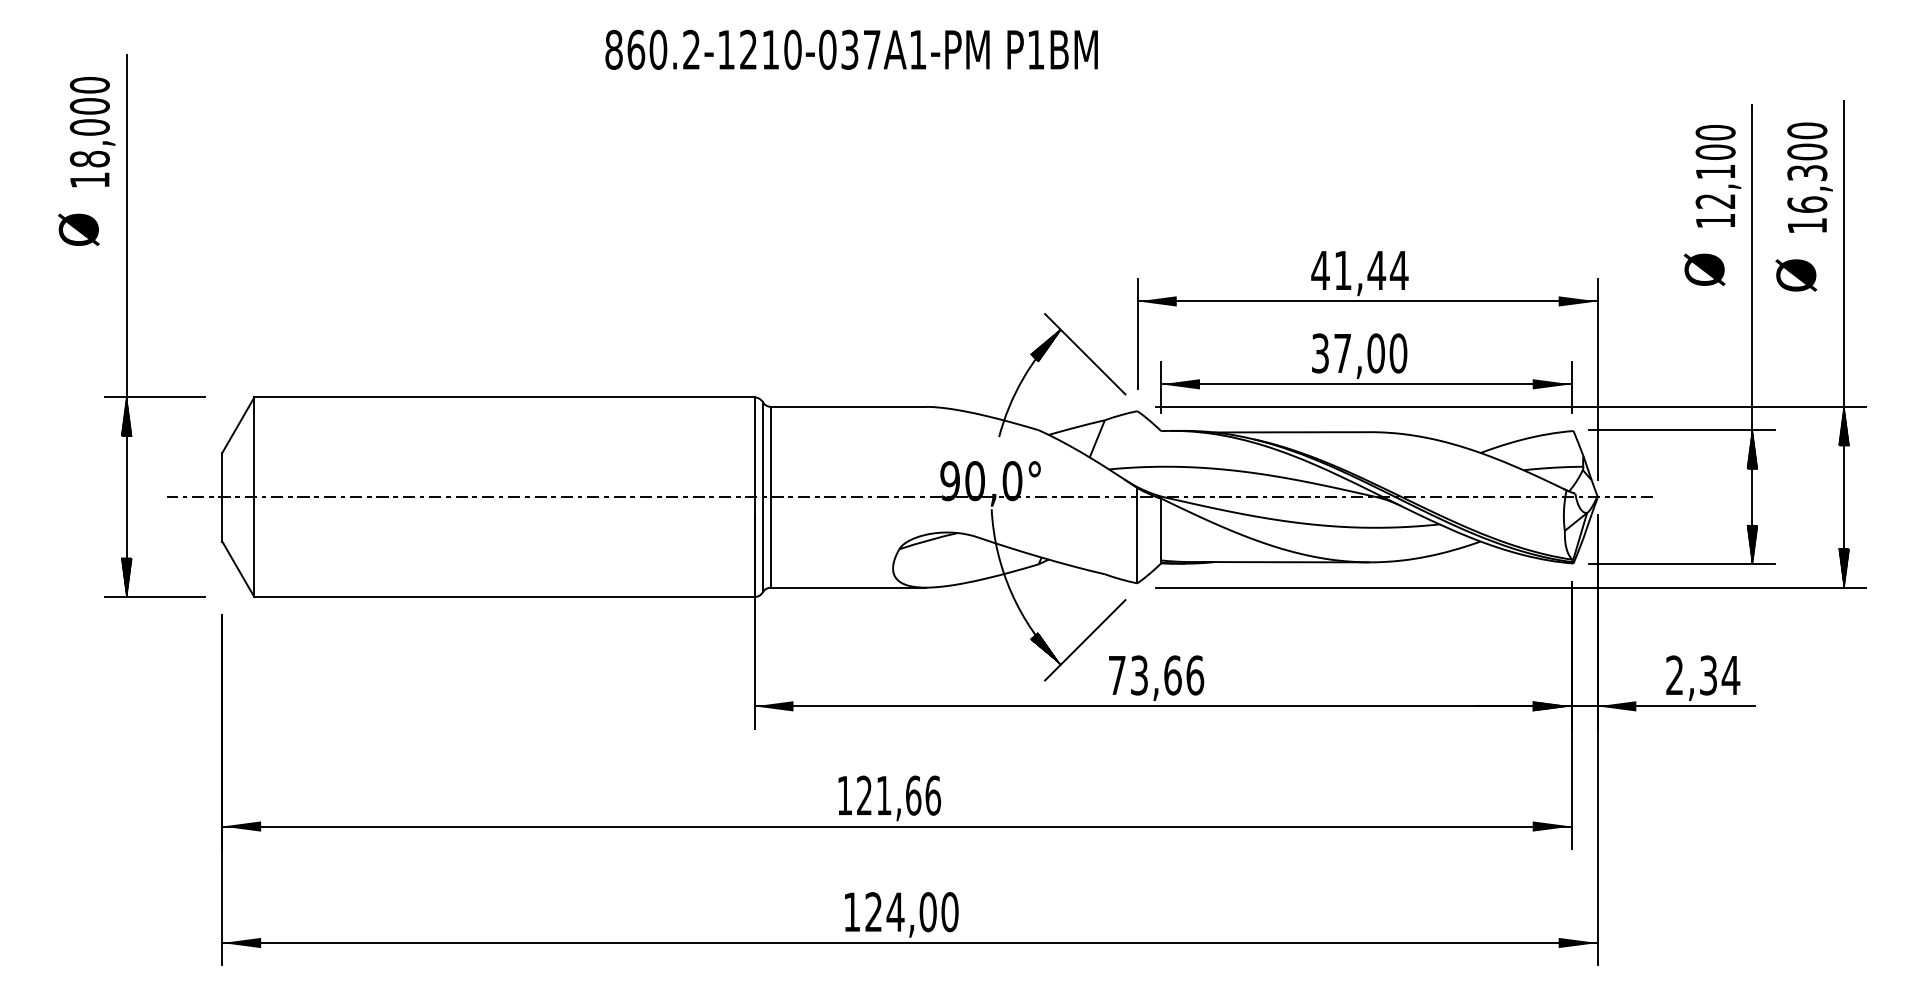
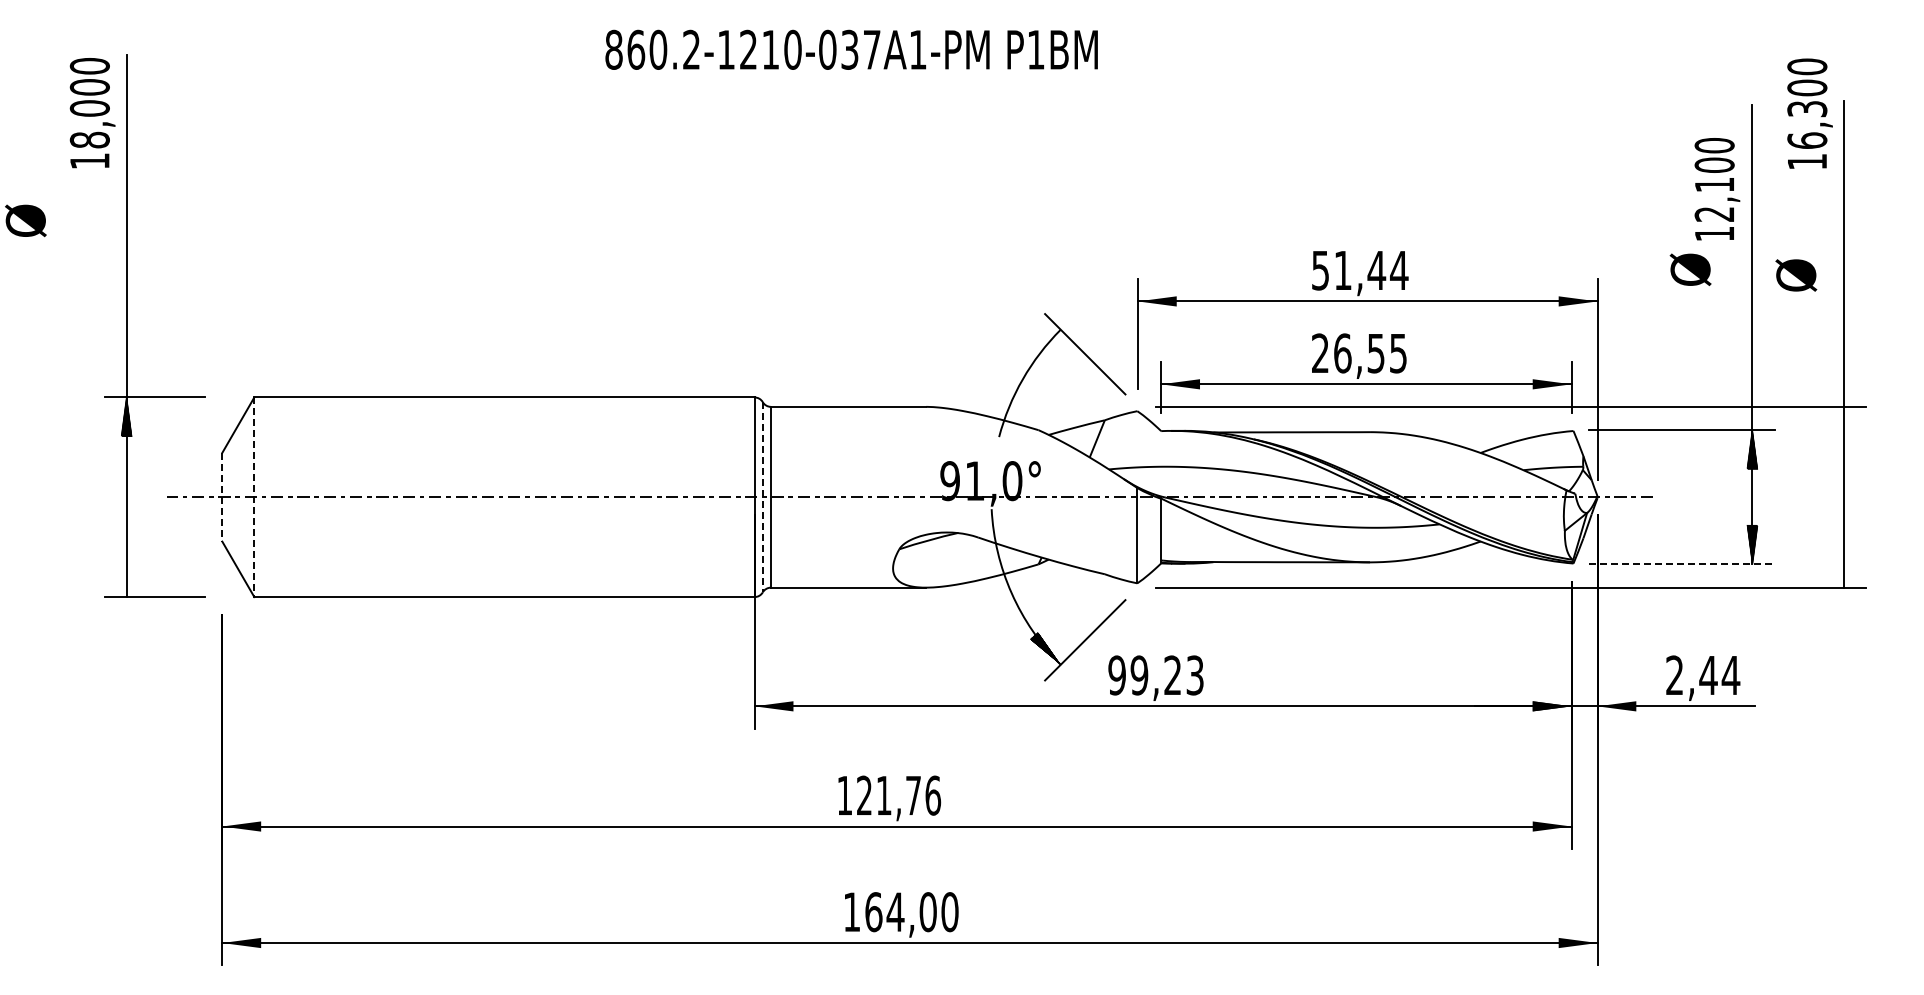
text position: (92, 132) -> (92, 113) (92, 113)
text position: (1718, 176) -> (1717, 189) (1717, 189)
text position: (1809, 177) -> (1809, 113) (1809, 113)
text position: (78, 229) -> (25, 220) (25, 220)
text position: (1704, 269) -> (1690, 269) (1690, 269)
text: 41,44 -> 51,44 (1320, 270)
hatch: present -> none (1045, 345)
text: 37,00 -> 26,55 (1359, 353)
hatch: present -> none (1844, 425)
text: 90,0° -> 91,0° (974, 481)
line: solid -> dashed (222, 497)
line: solid -> dashed (254, 497)
line: solid -> dashed (762, 497)
line: solid -> dashed (1681, 564)
hatch: present -> none (1844, 567)
hatch: present -> none (126, 577)
text: 73,66 -> 99,23 (1156, 675)
text: 2,34 -> 2,44 (1708, 675)
text: 121,66 -> 121,76 (913, 795)
text: 124,00 -> 164,00 (873, 912)
